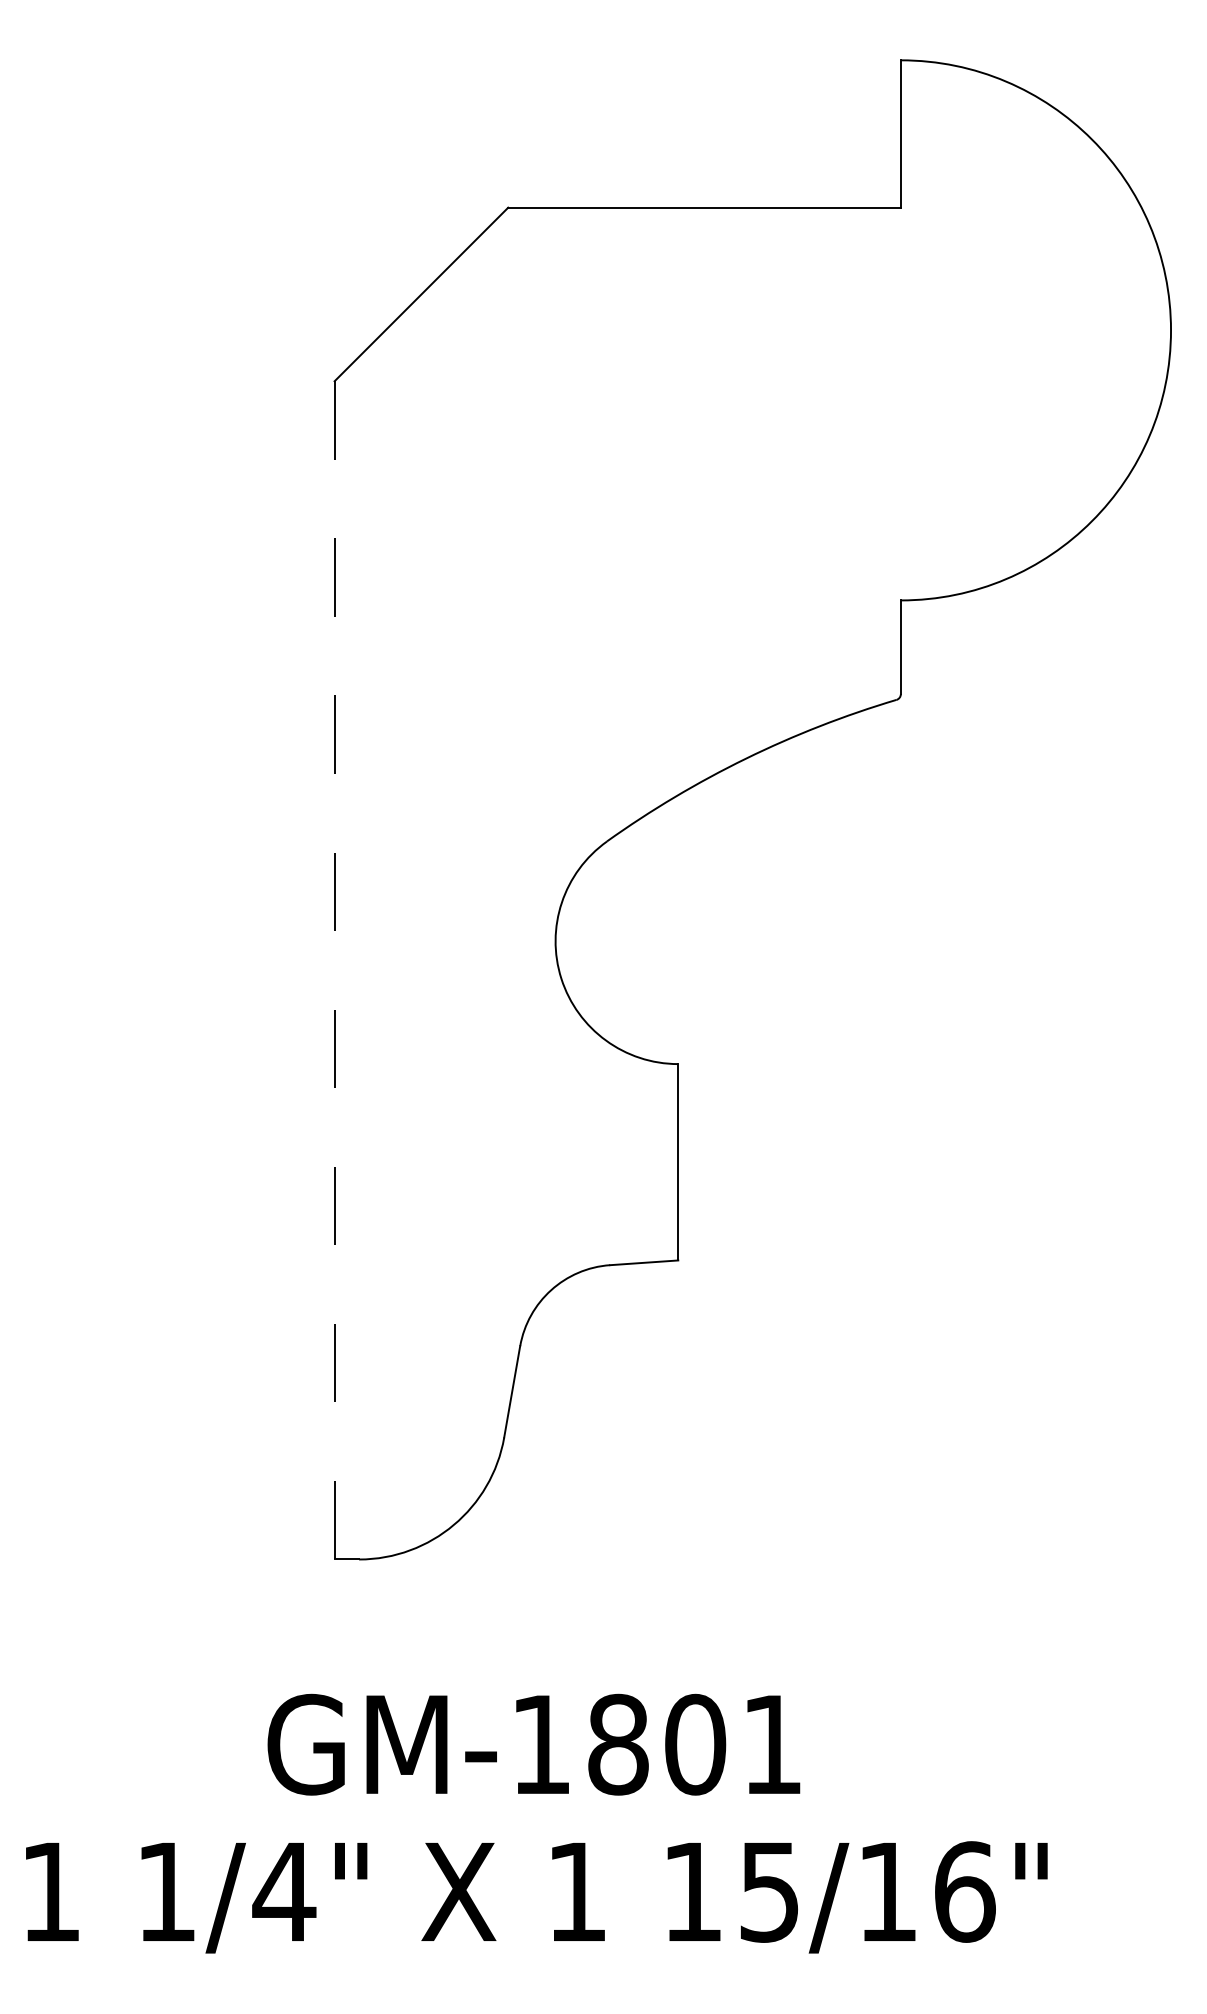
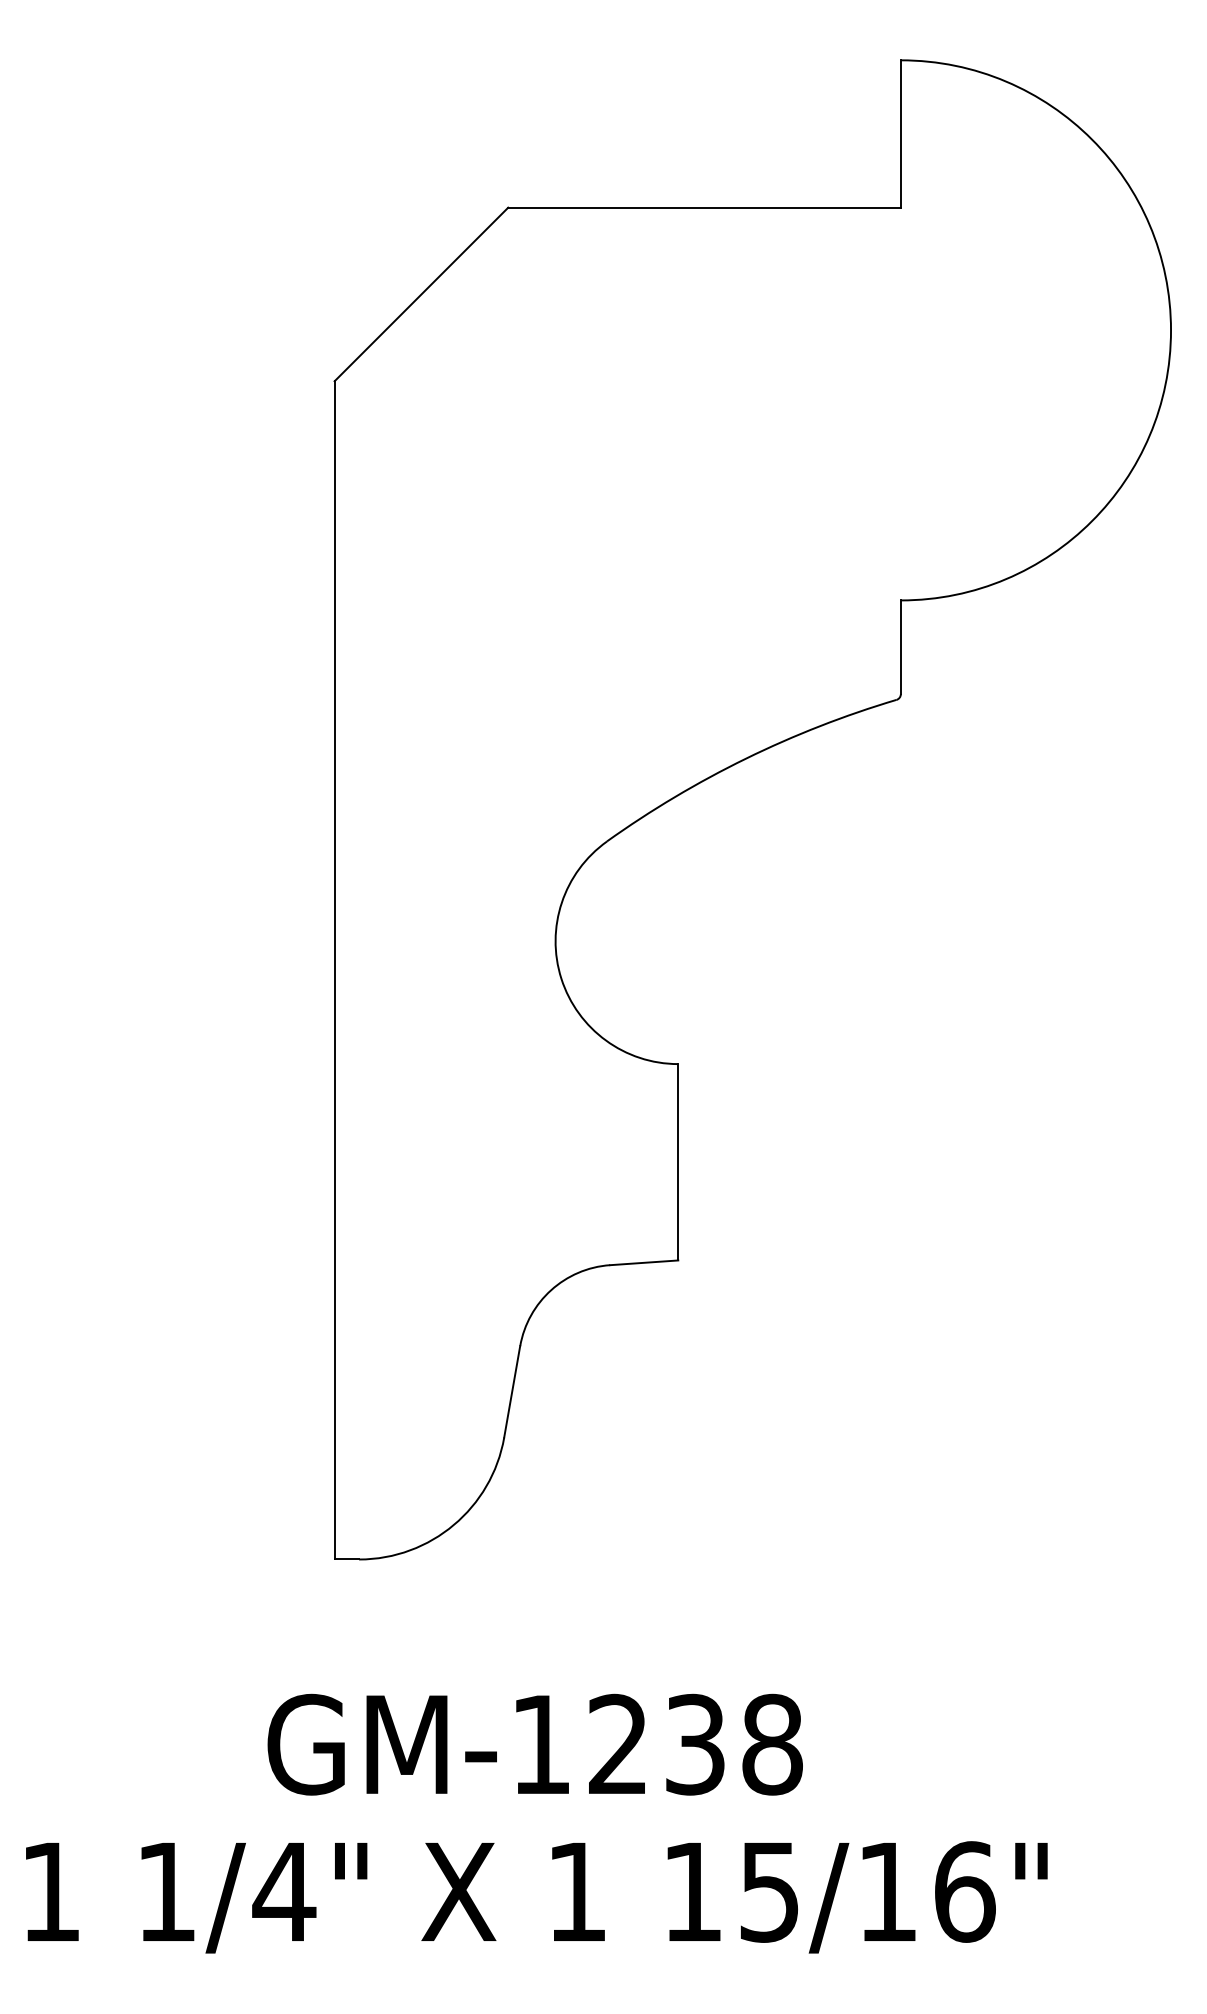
line: dashed -> solid (334, 969)
text: GM-1801 -> GM-1238 (695, 1744)
